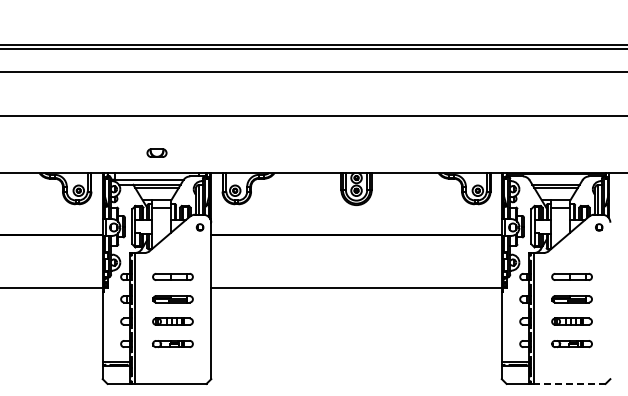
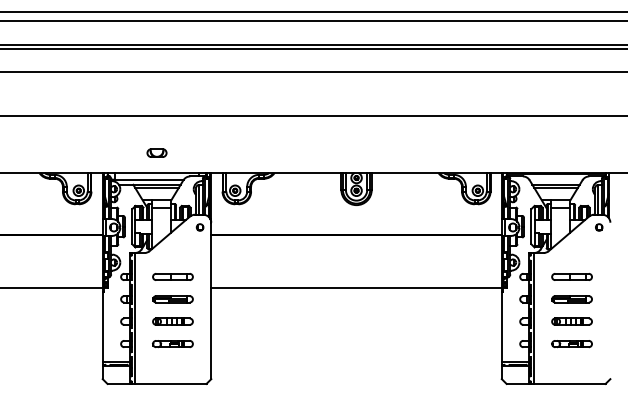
line: none -> present (313, 12)
line: none -> present (313, 21)
line: dashed -> solid (569, 383)
